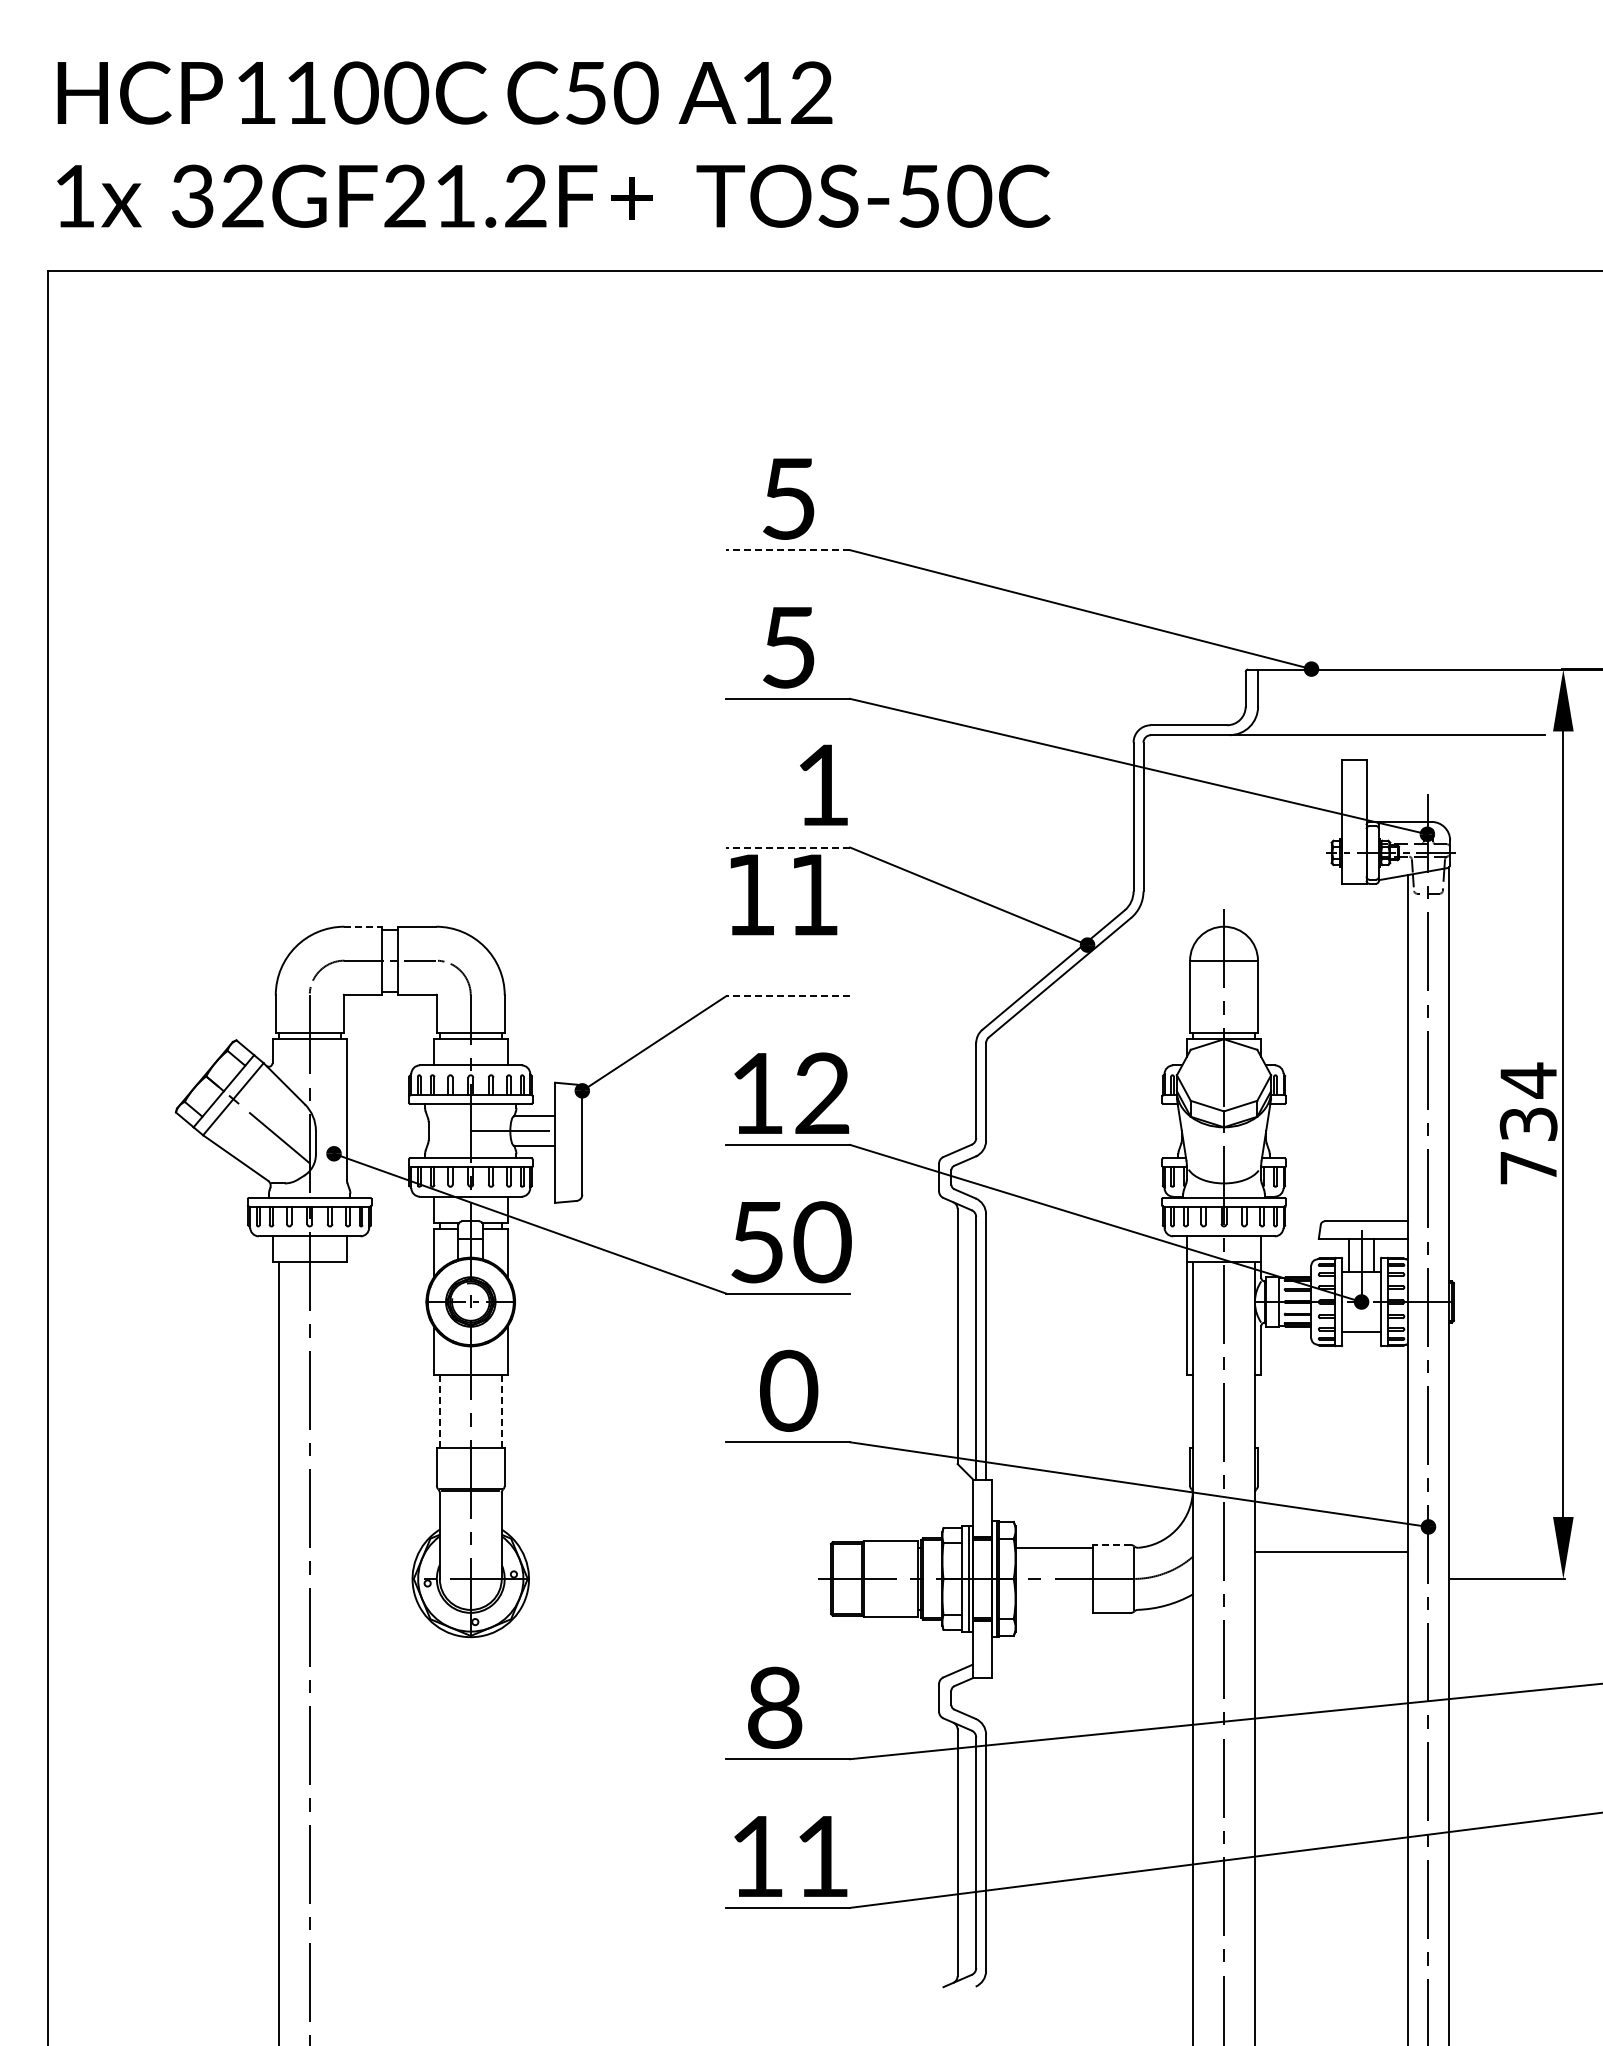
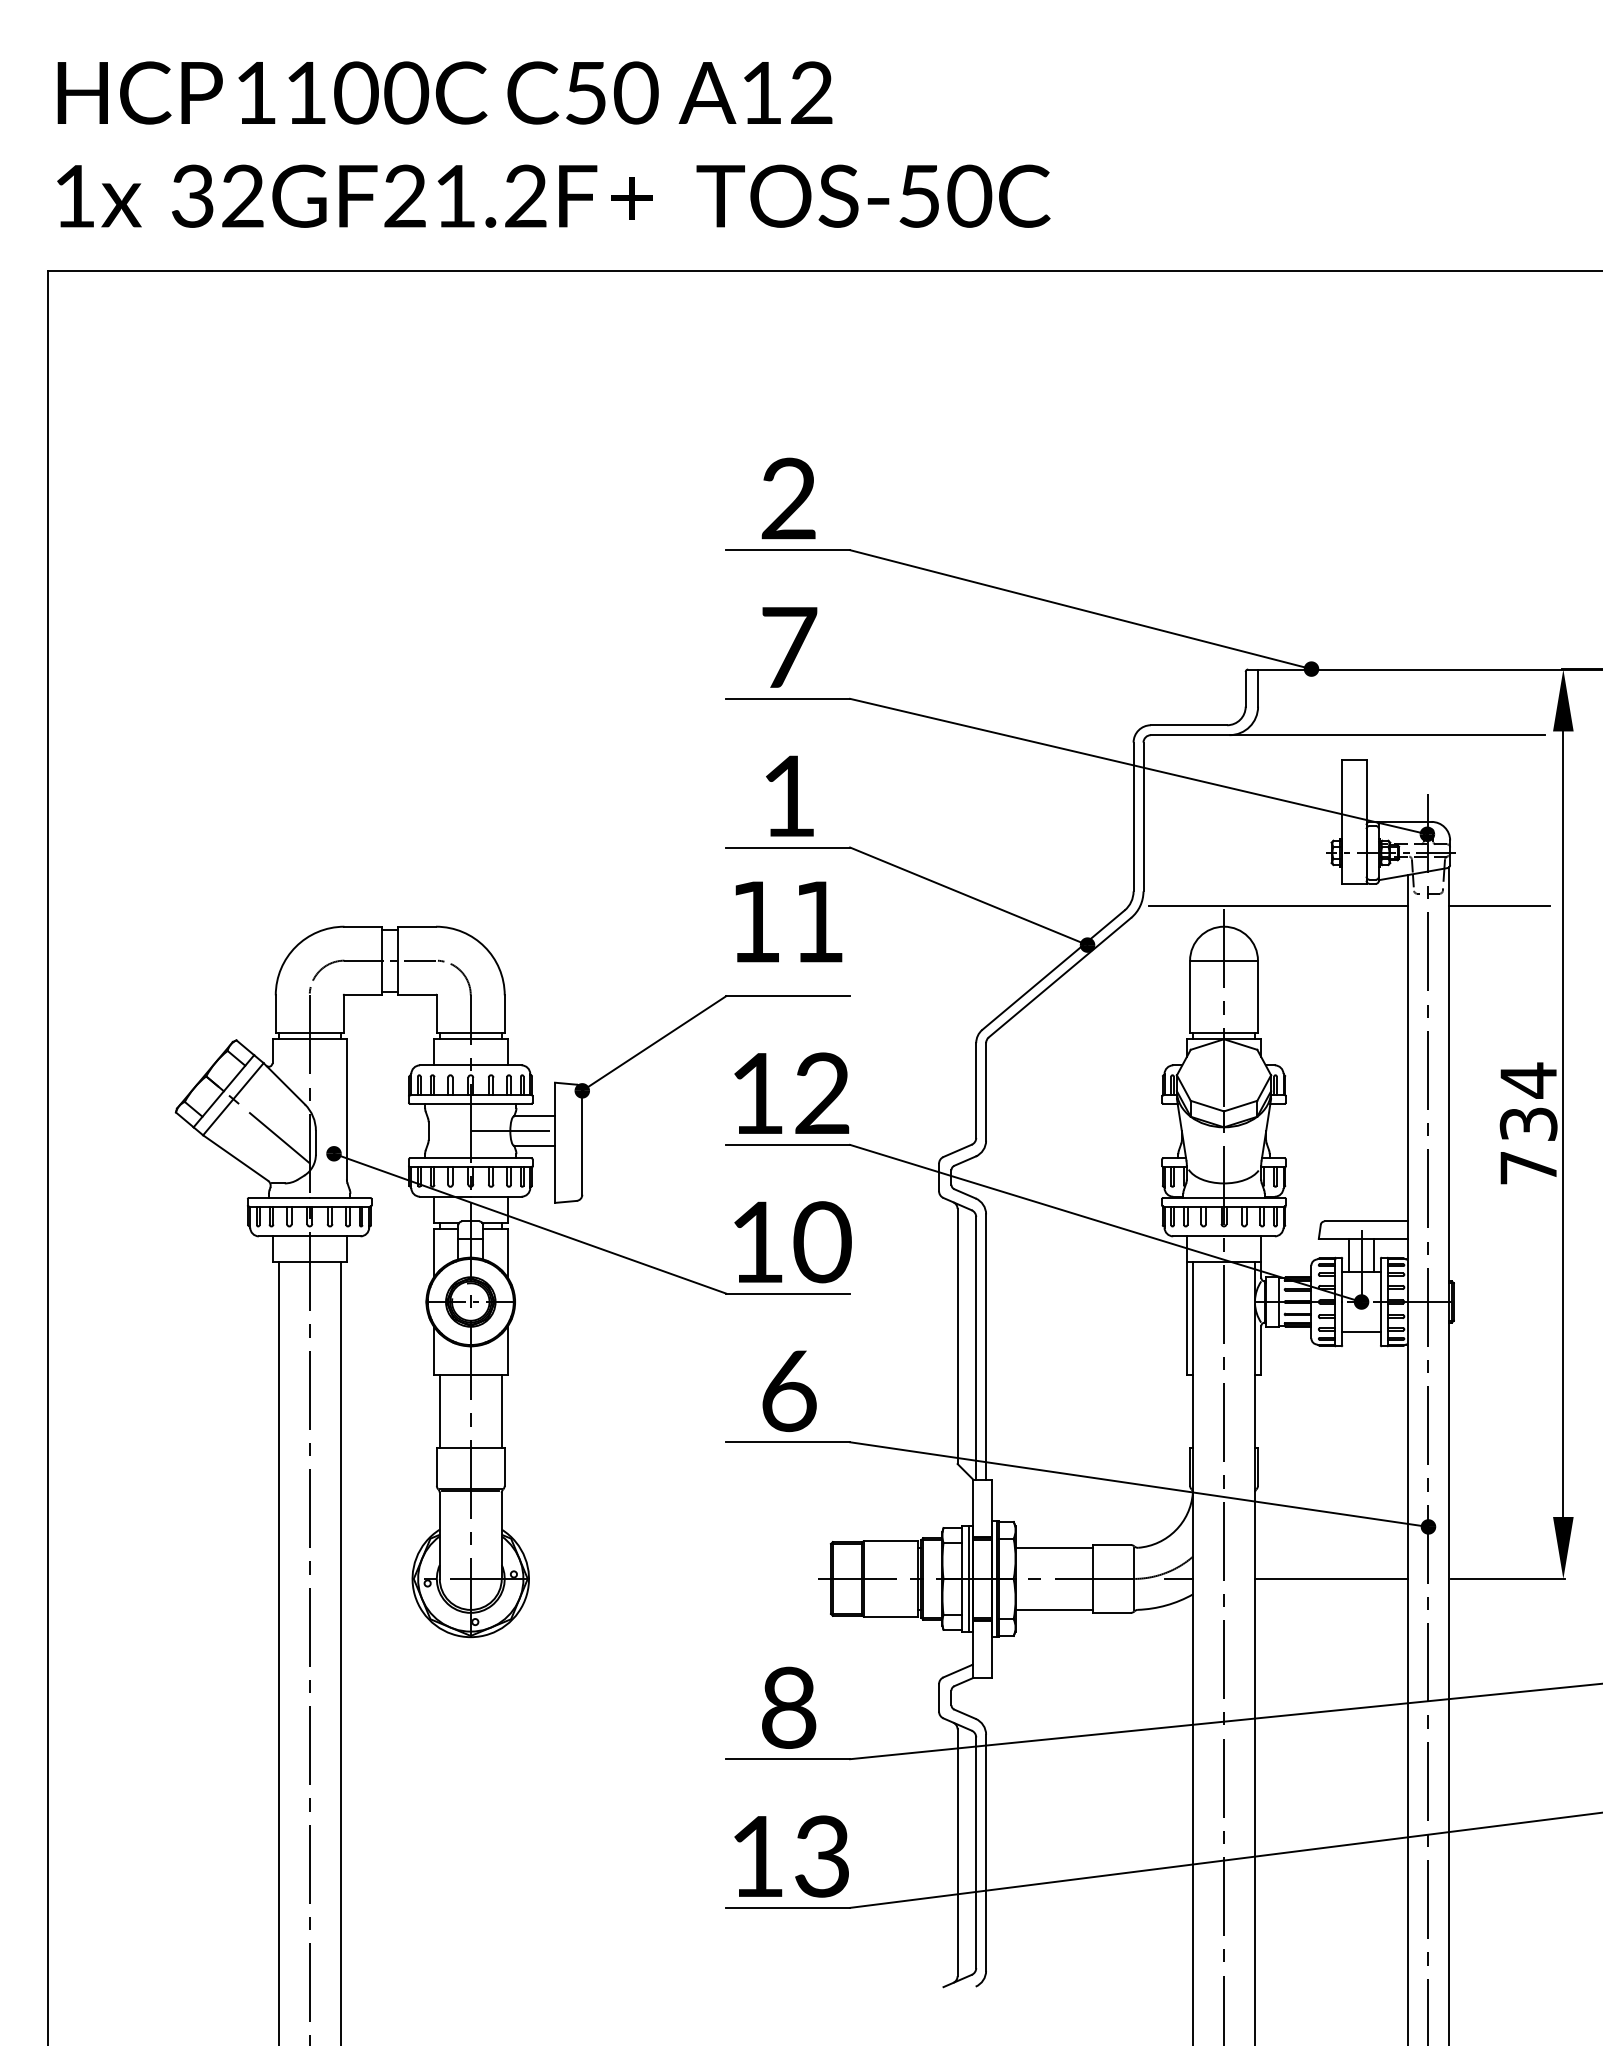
text: 5 -> 2 (788, 498)
line: dashed -> solid (788, 550)
text: 5 -> 7 (789, 647)
text position: (823, 784) -> (789, 795) (789, 795)
line: dashed -> solid (788, 847)
text position: (783, 894) -> (788, 921) (788, 921)
line: none -> present (1278, 906)
line: none -> present (1499, 906)
line: dashed -> solid (363, 926)
line: dashed -> solid (788, 996)
text: 50 -> 10 (756, 1242)
text: 0 -> 6 (789, 1390)
line: dashed -> solid (439, 1410)
line: dashed -> solid (501, 1410)
line: dashed -> solid (1111, 1545)
line position: (1331, 1551) -> (1331, 1578) (1331, 1578)
line: none -> present (1178, 1578)
line: none -> present (1053, 1609)
line: none -> present (340, 1652)
text position: (775, 1707) -> (789, 1707) (789, 1707)
text: 11 -> 13 (821, 1856)
